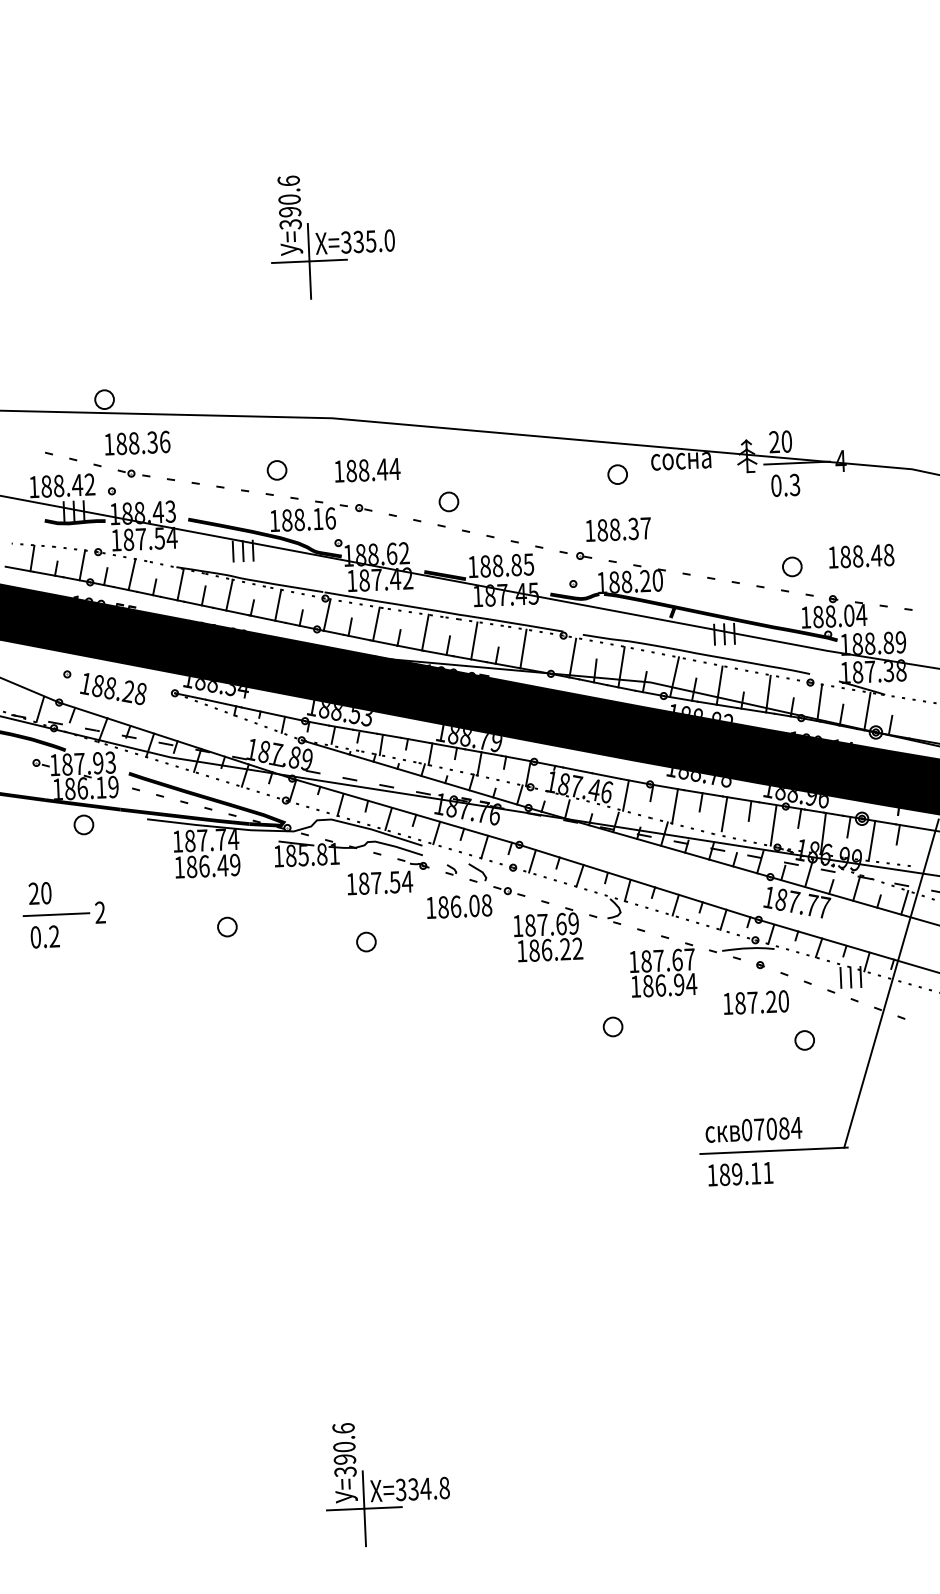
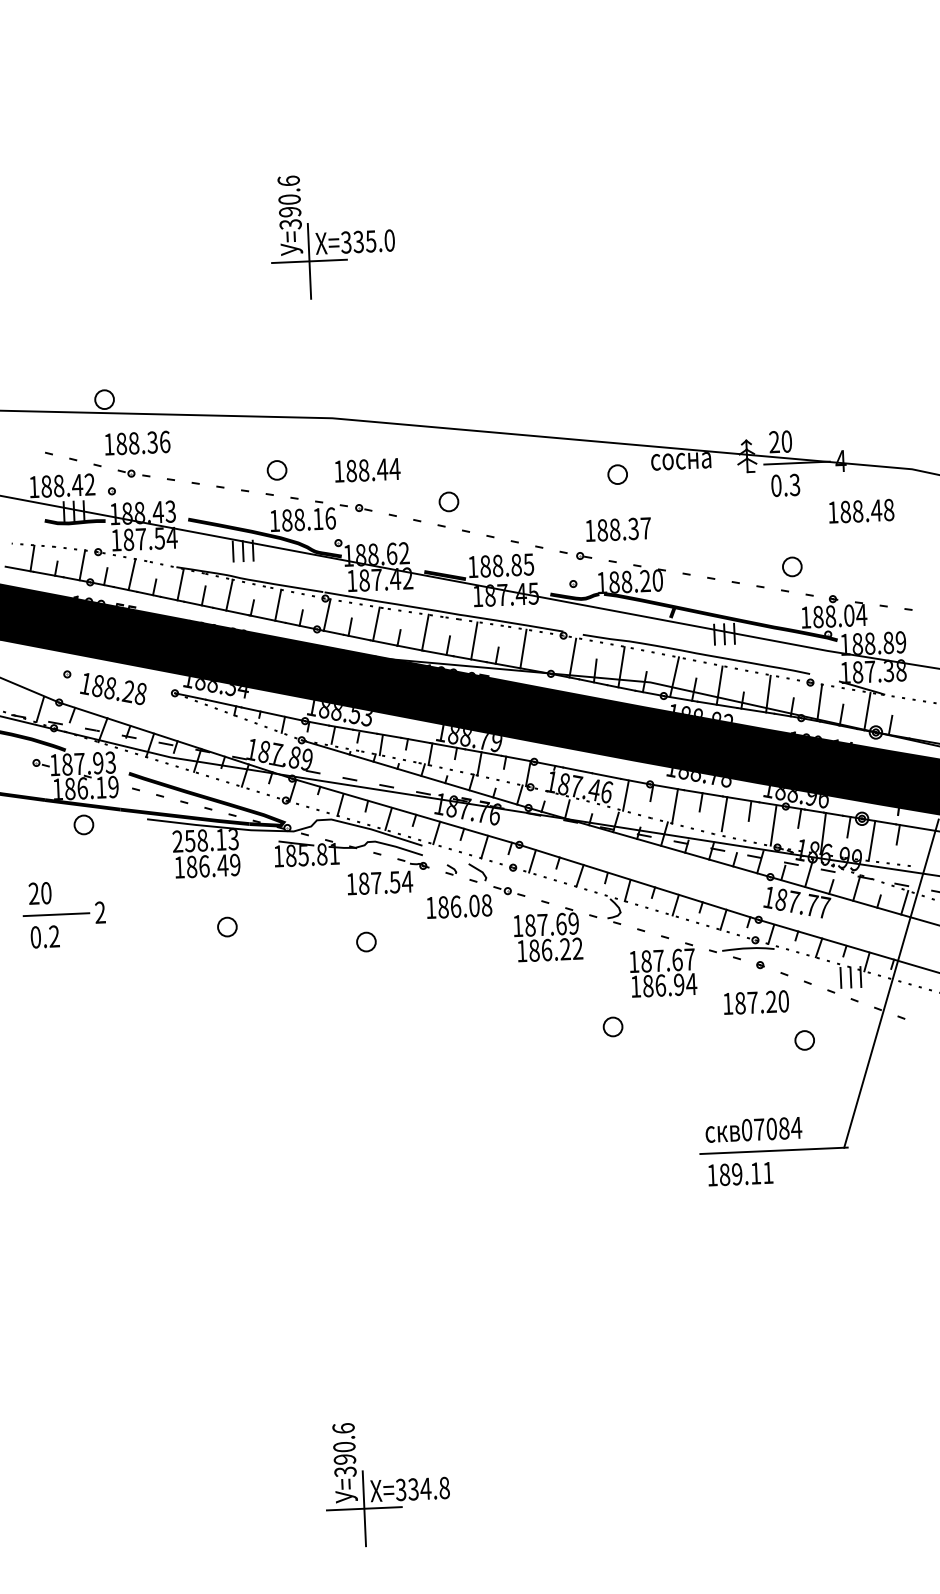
text position: (861, 555) -> (861, 510) (861, 510)
text: 187.74 -> 258.13 (205, 840)
